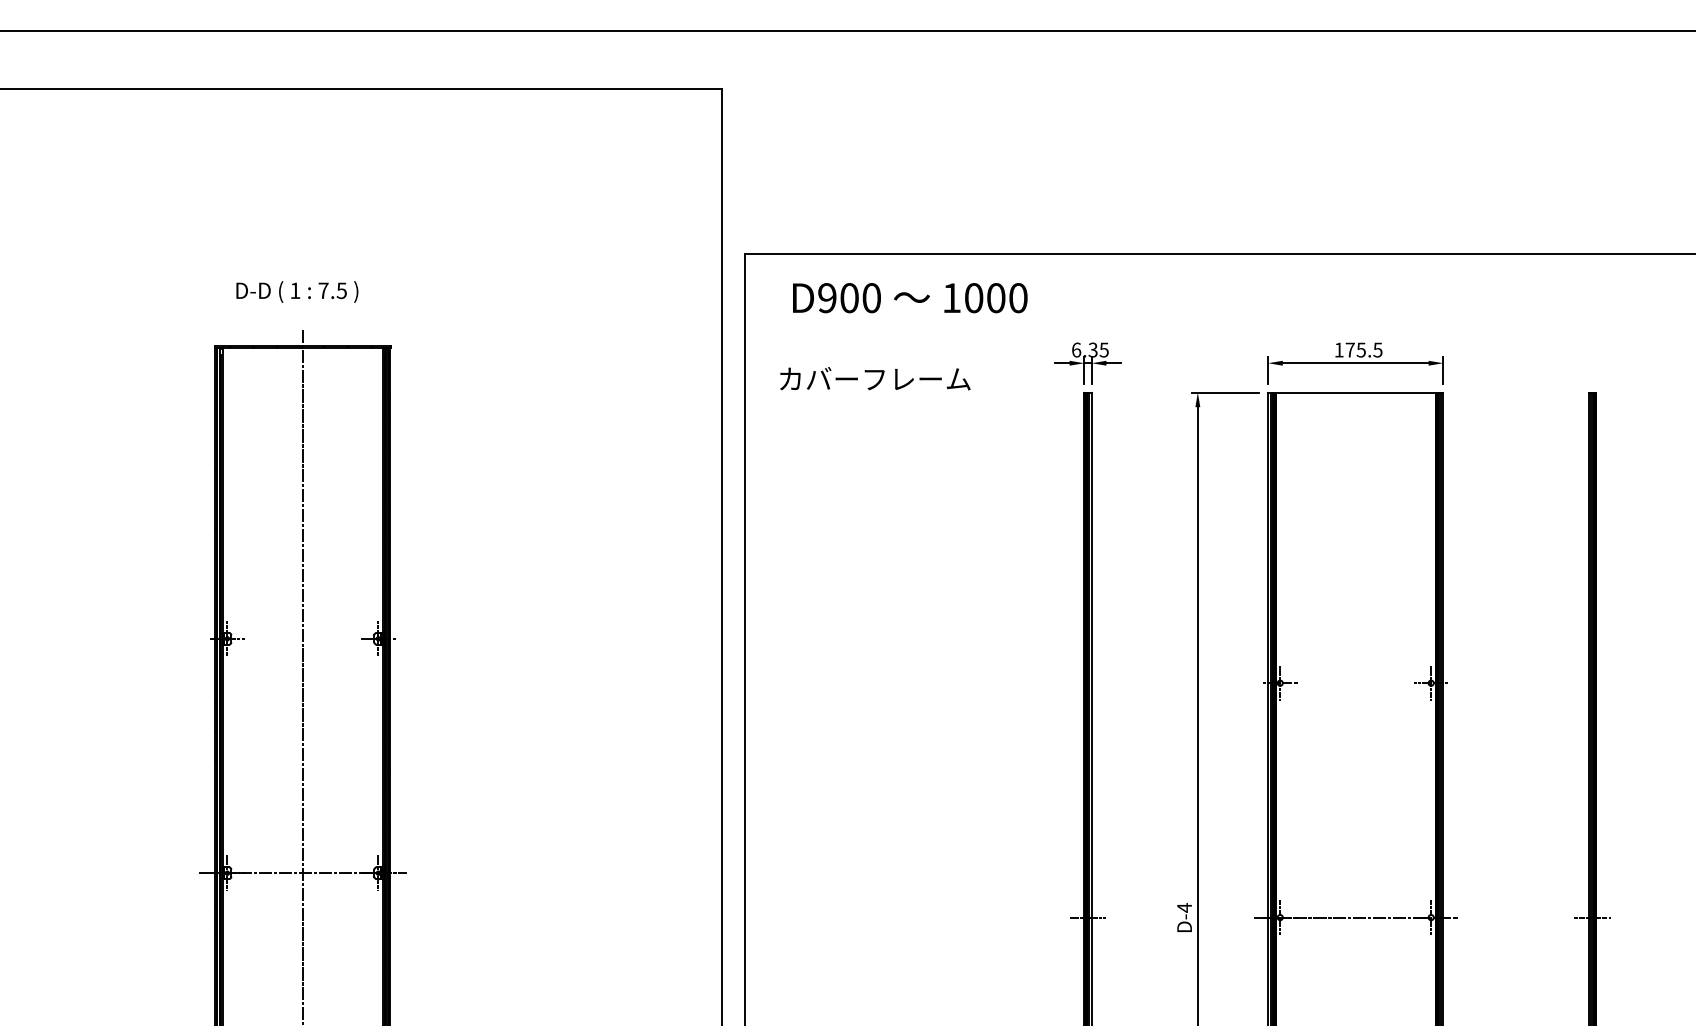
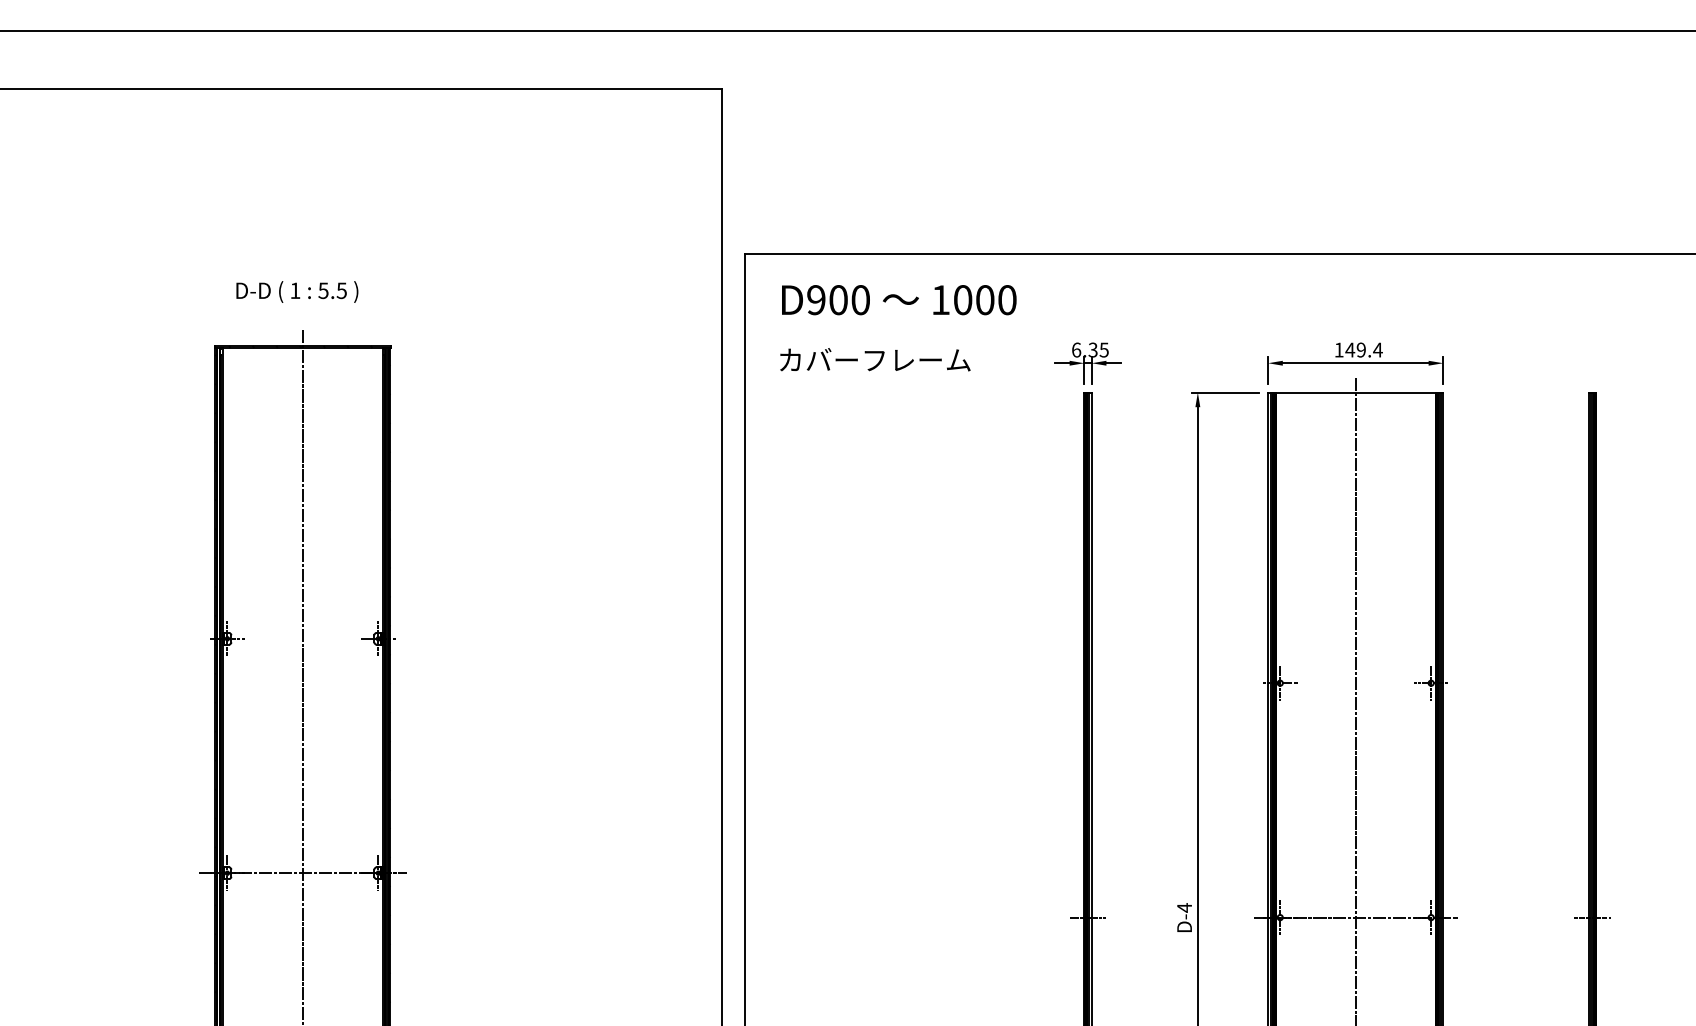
text: 7.5 -> 5.5 (323, 290)
text position: (910, 298) -> (899, 300) (899, 300)
text: 175.5 -> 149.4 (1363, 349)
text position: (875, 378) -> (875, 359) (875, 359)
line: none -> present (1355, 699)
